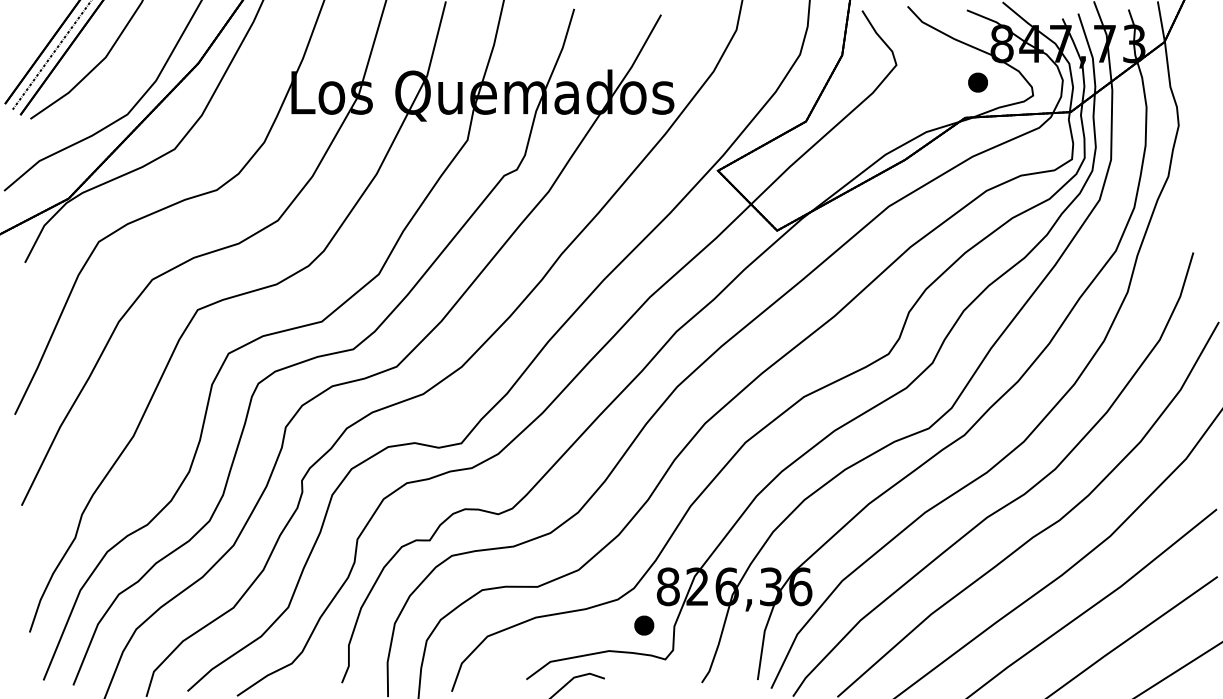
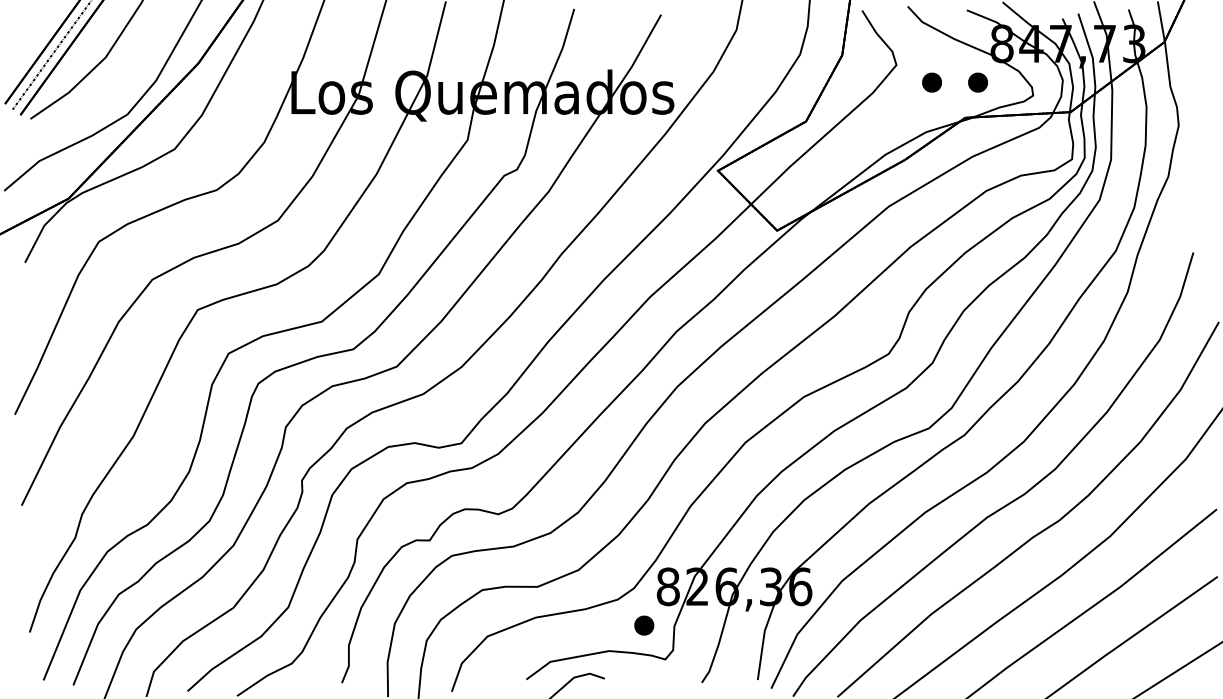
part: none -> present (931, 82)
